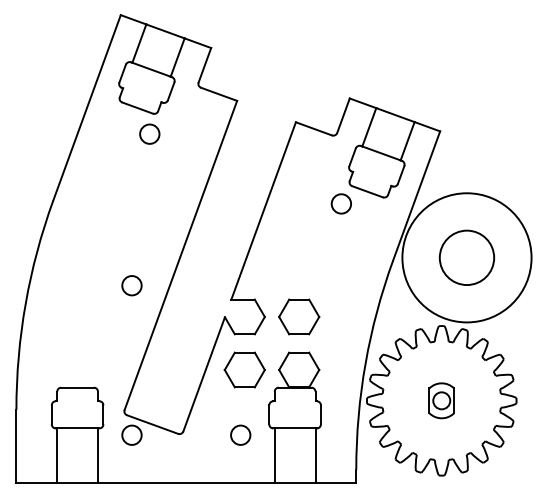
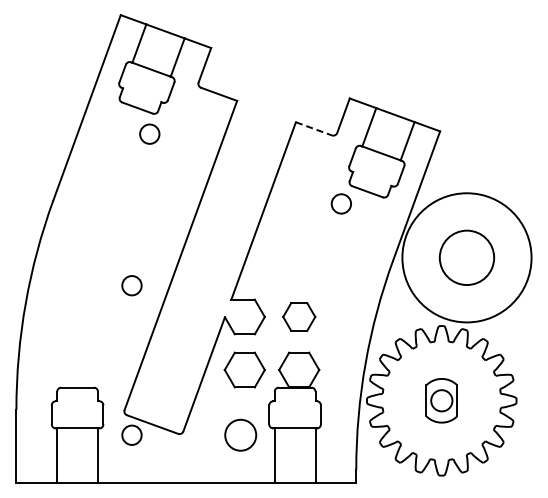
line: solid -> dashed (314, 129)
part size: 43x38 px -> 35x30 px (299, 316)
part size: 27x38 px -> 33x46 px (441, 400)
circle diameter: 19 px -> 31 px (240, 434)
